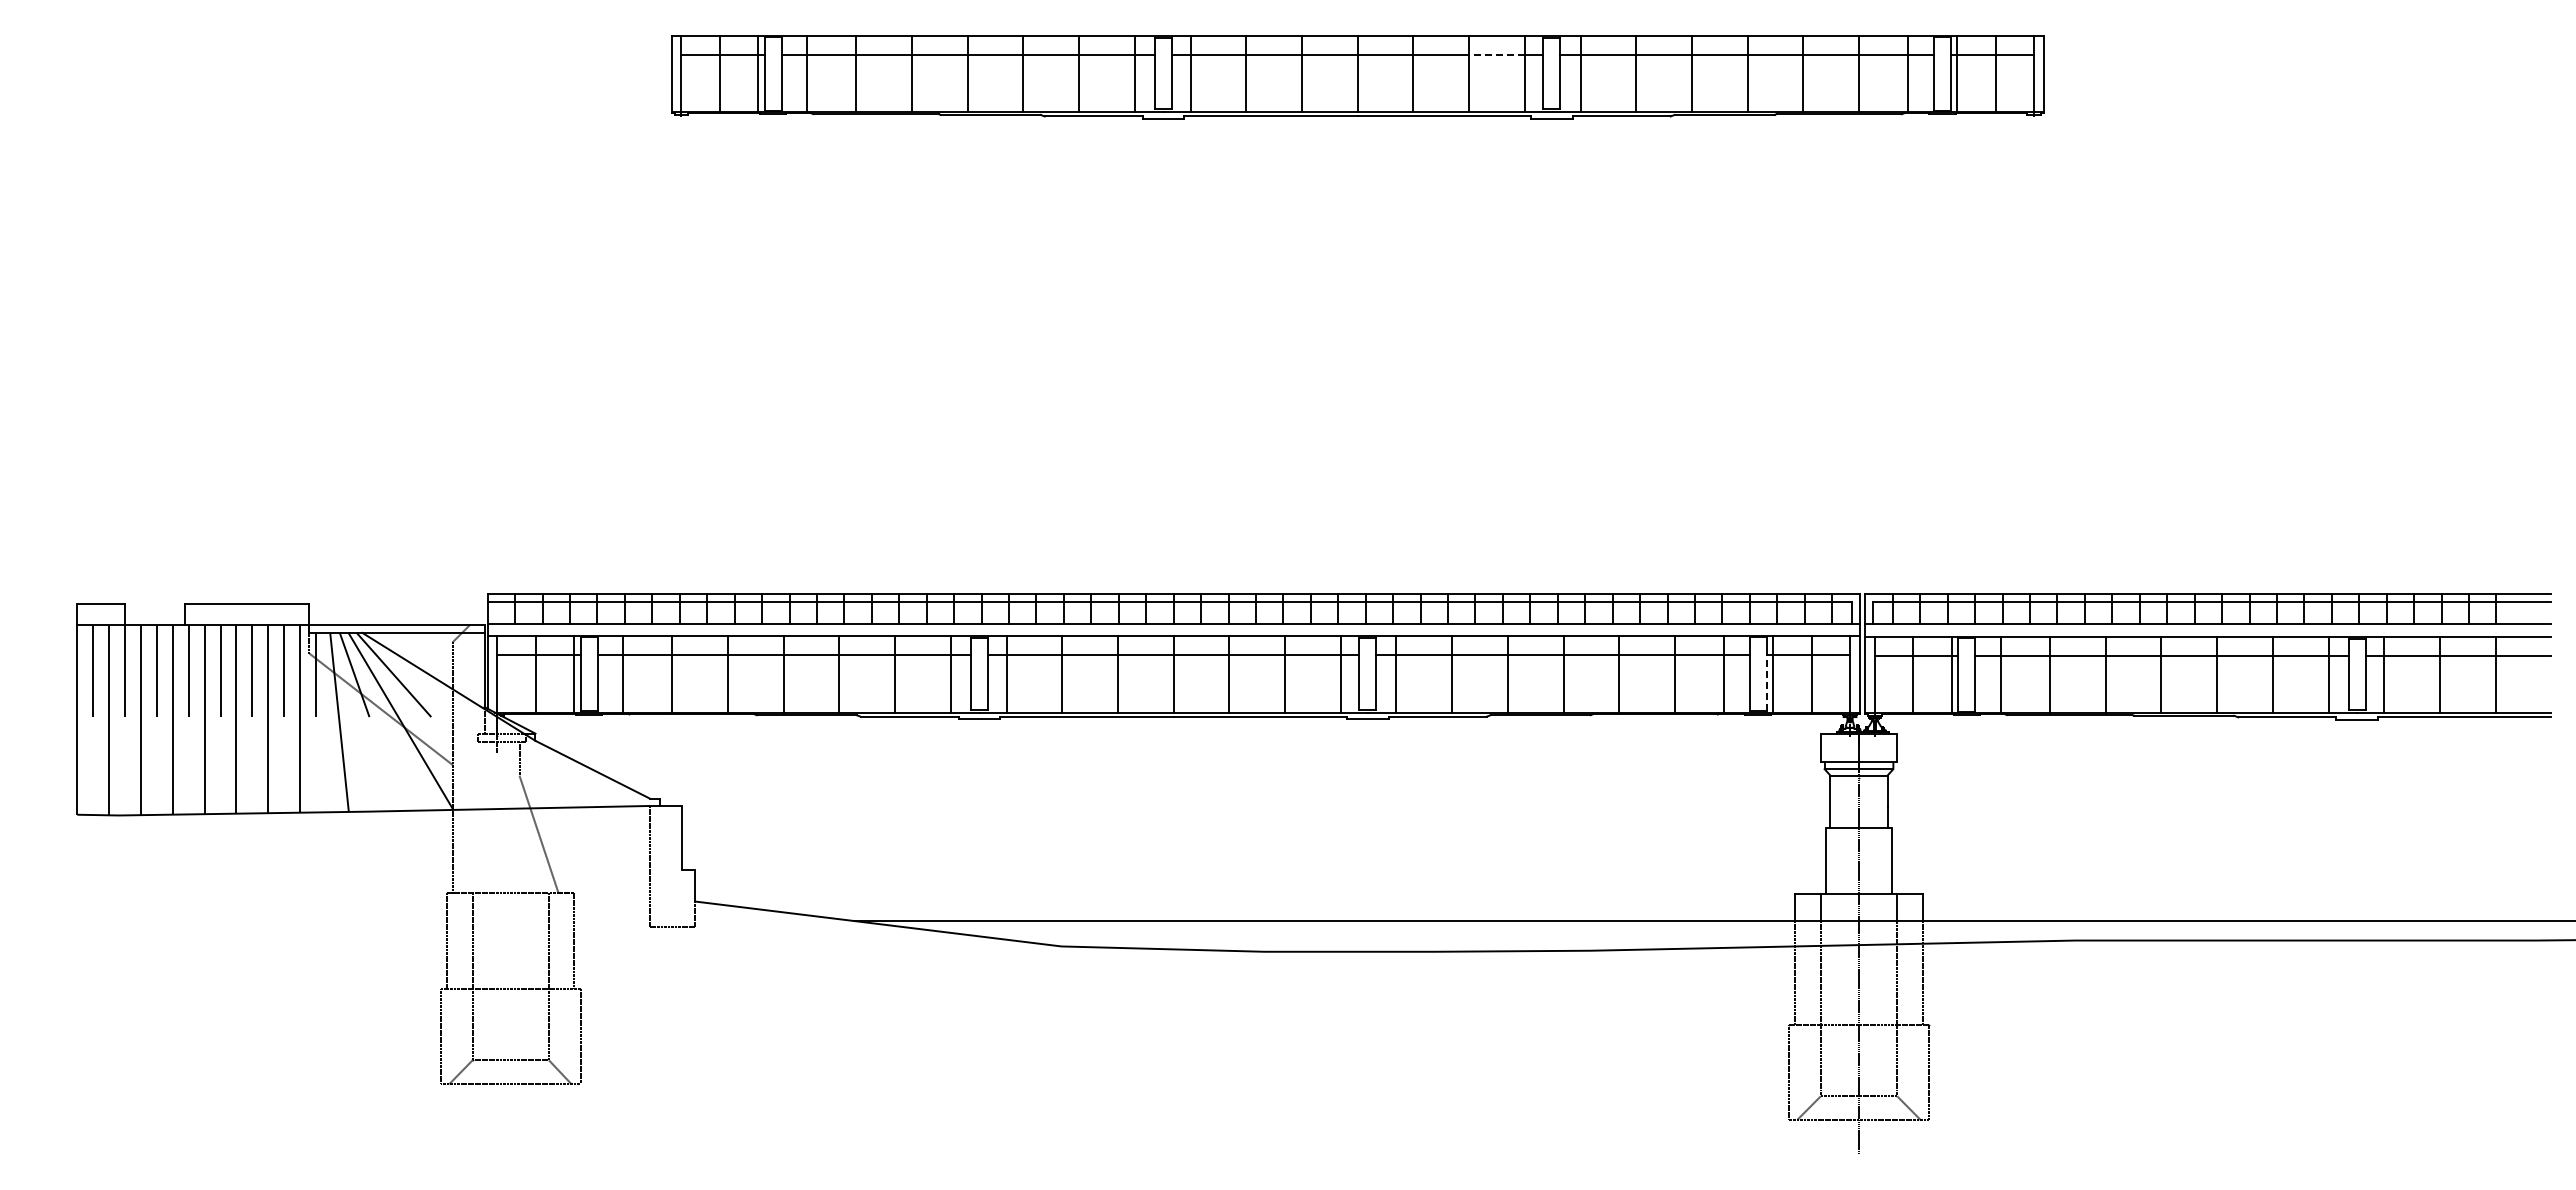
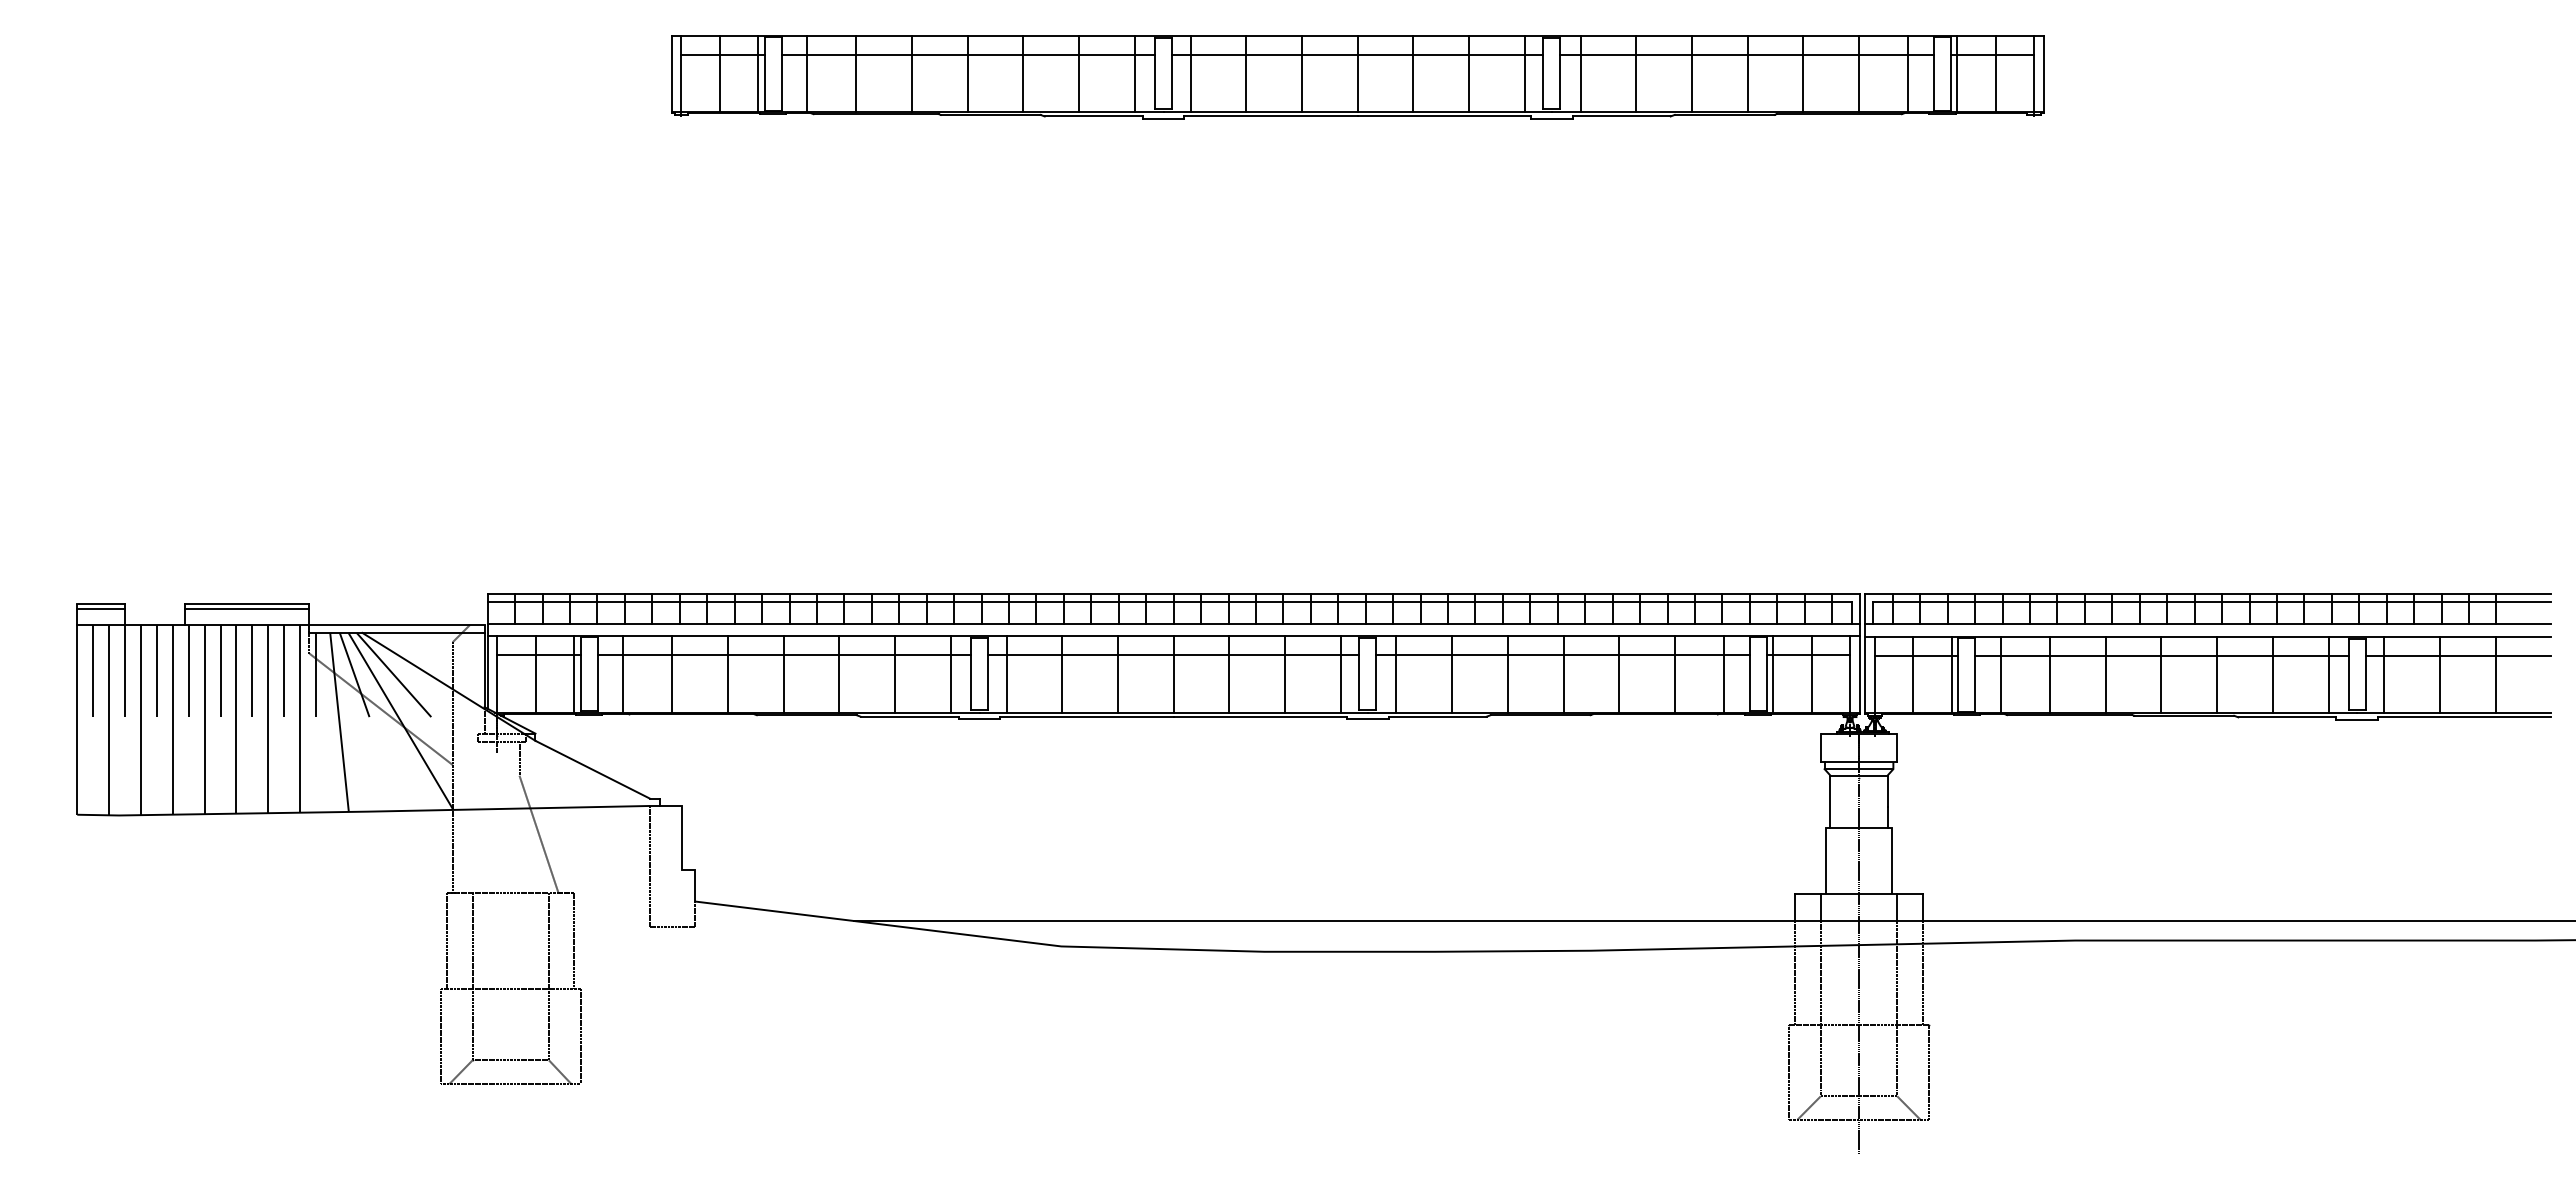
line: dashed -> solid (1496, 54)
line: none -> present (100, 609)
line: none -> present (247, 609)
line: dashed -> solid (1766, 682)
